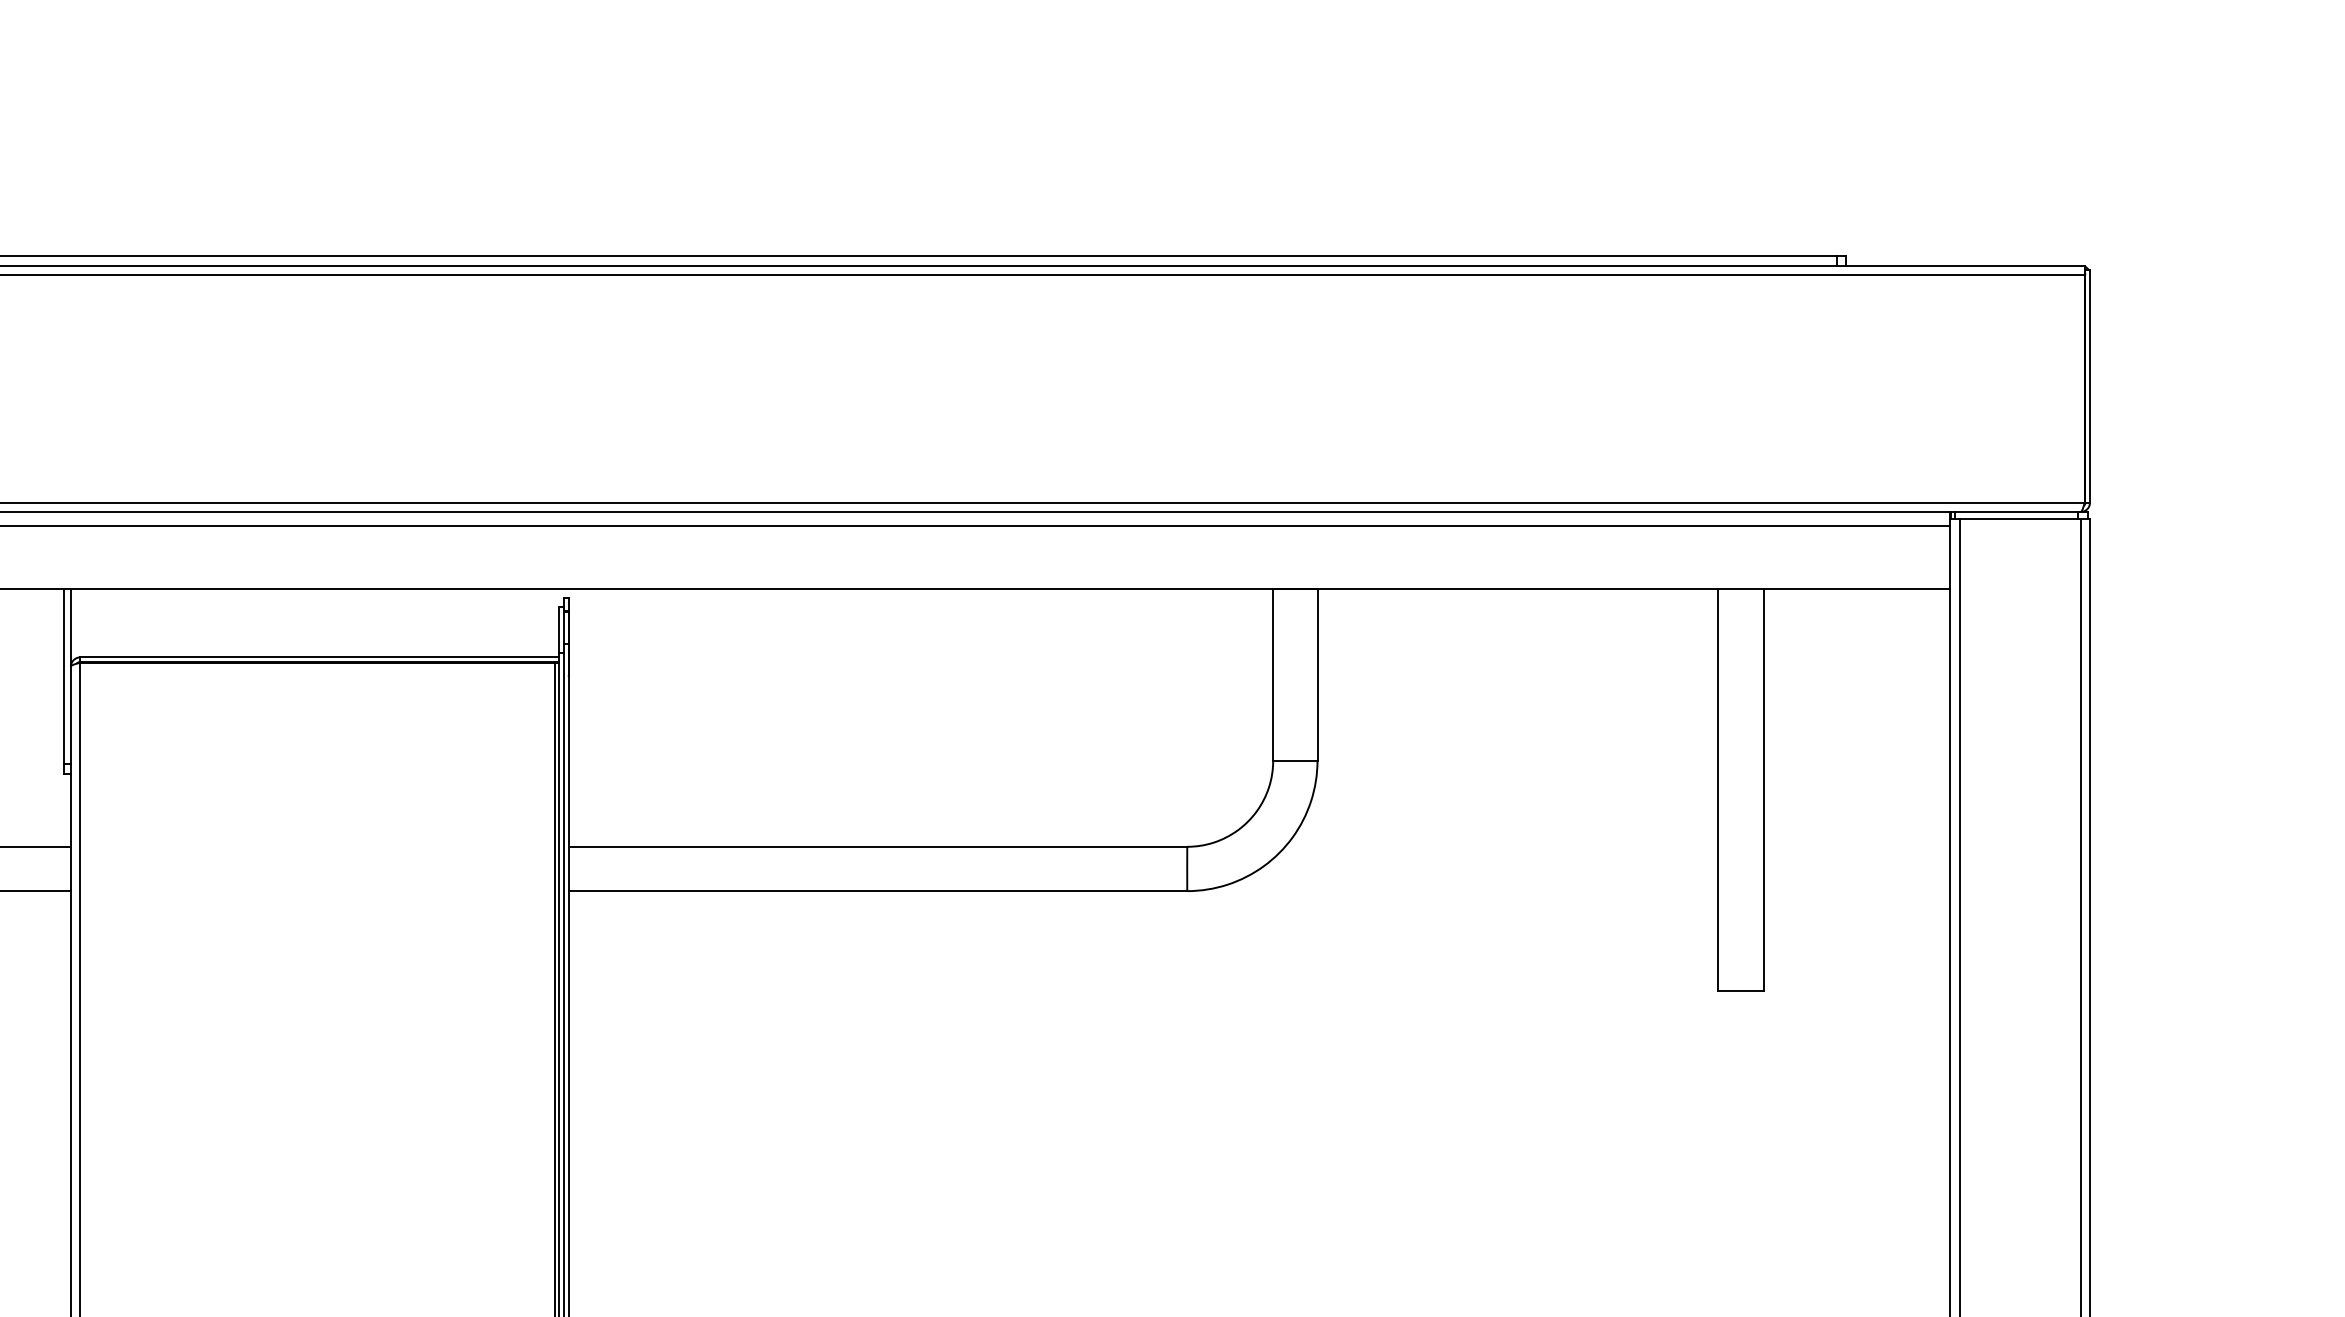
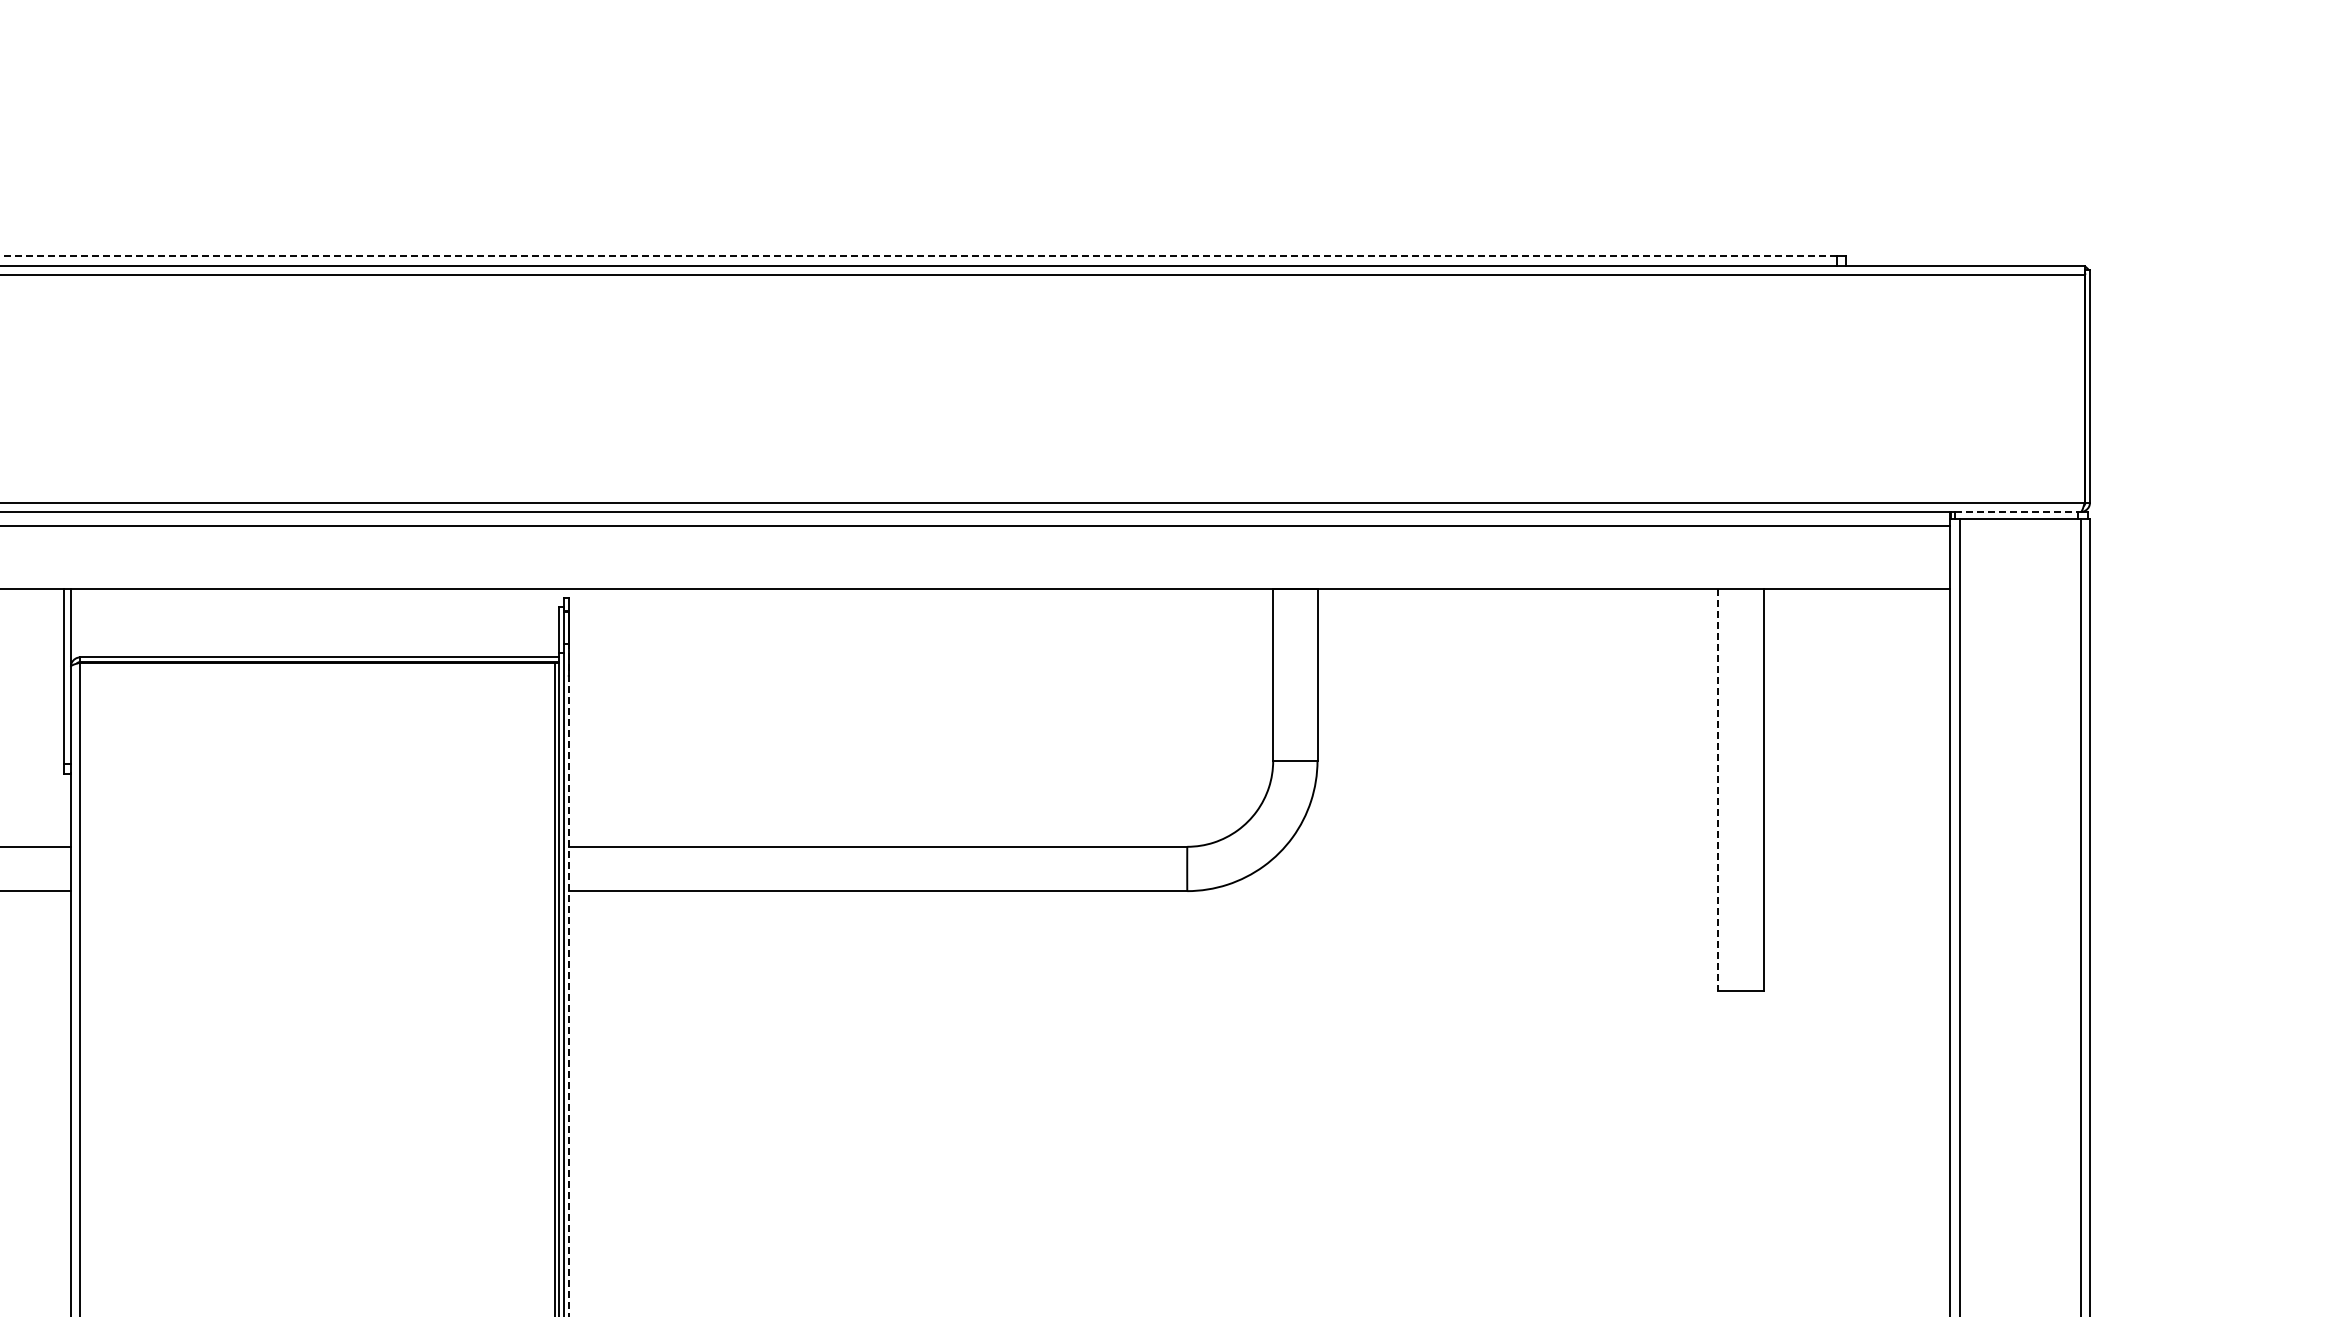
line: solid -> dashed (918, 256)
line: solid -> dashed (2016, 512)
line: solid -> dashed (1717, 790)
line: solid -> dashed (568, 980)
